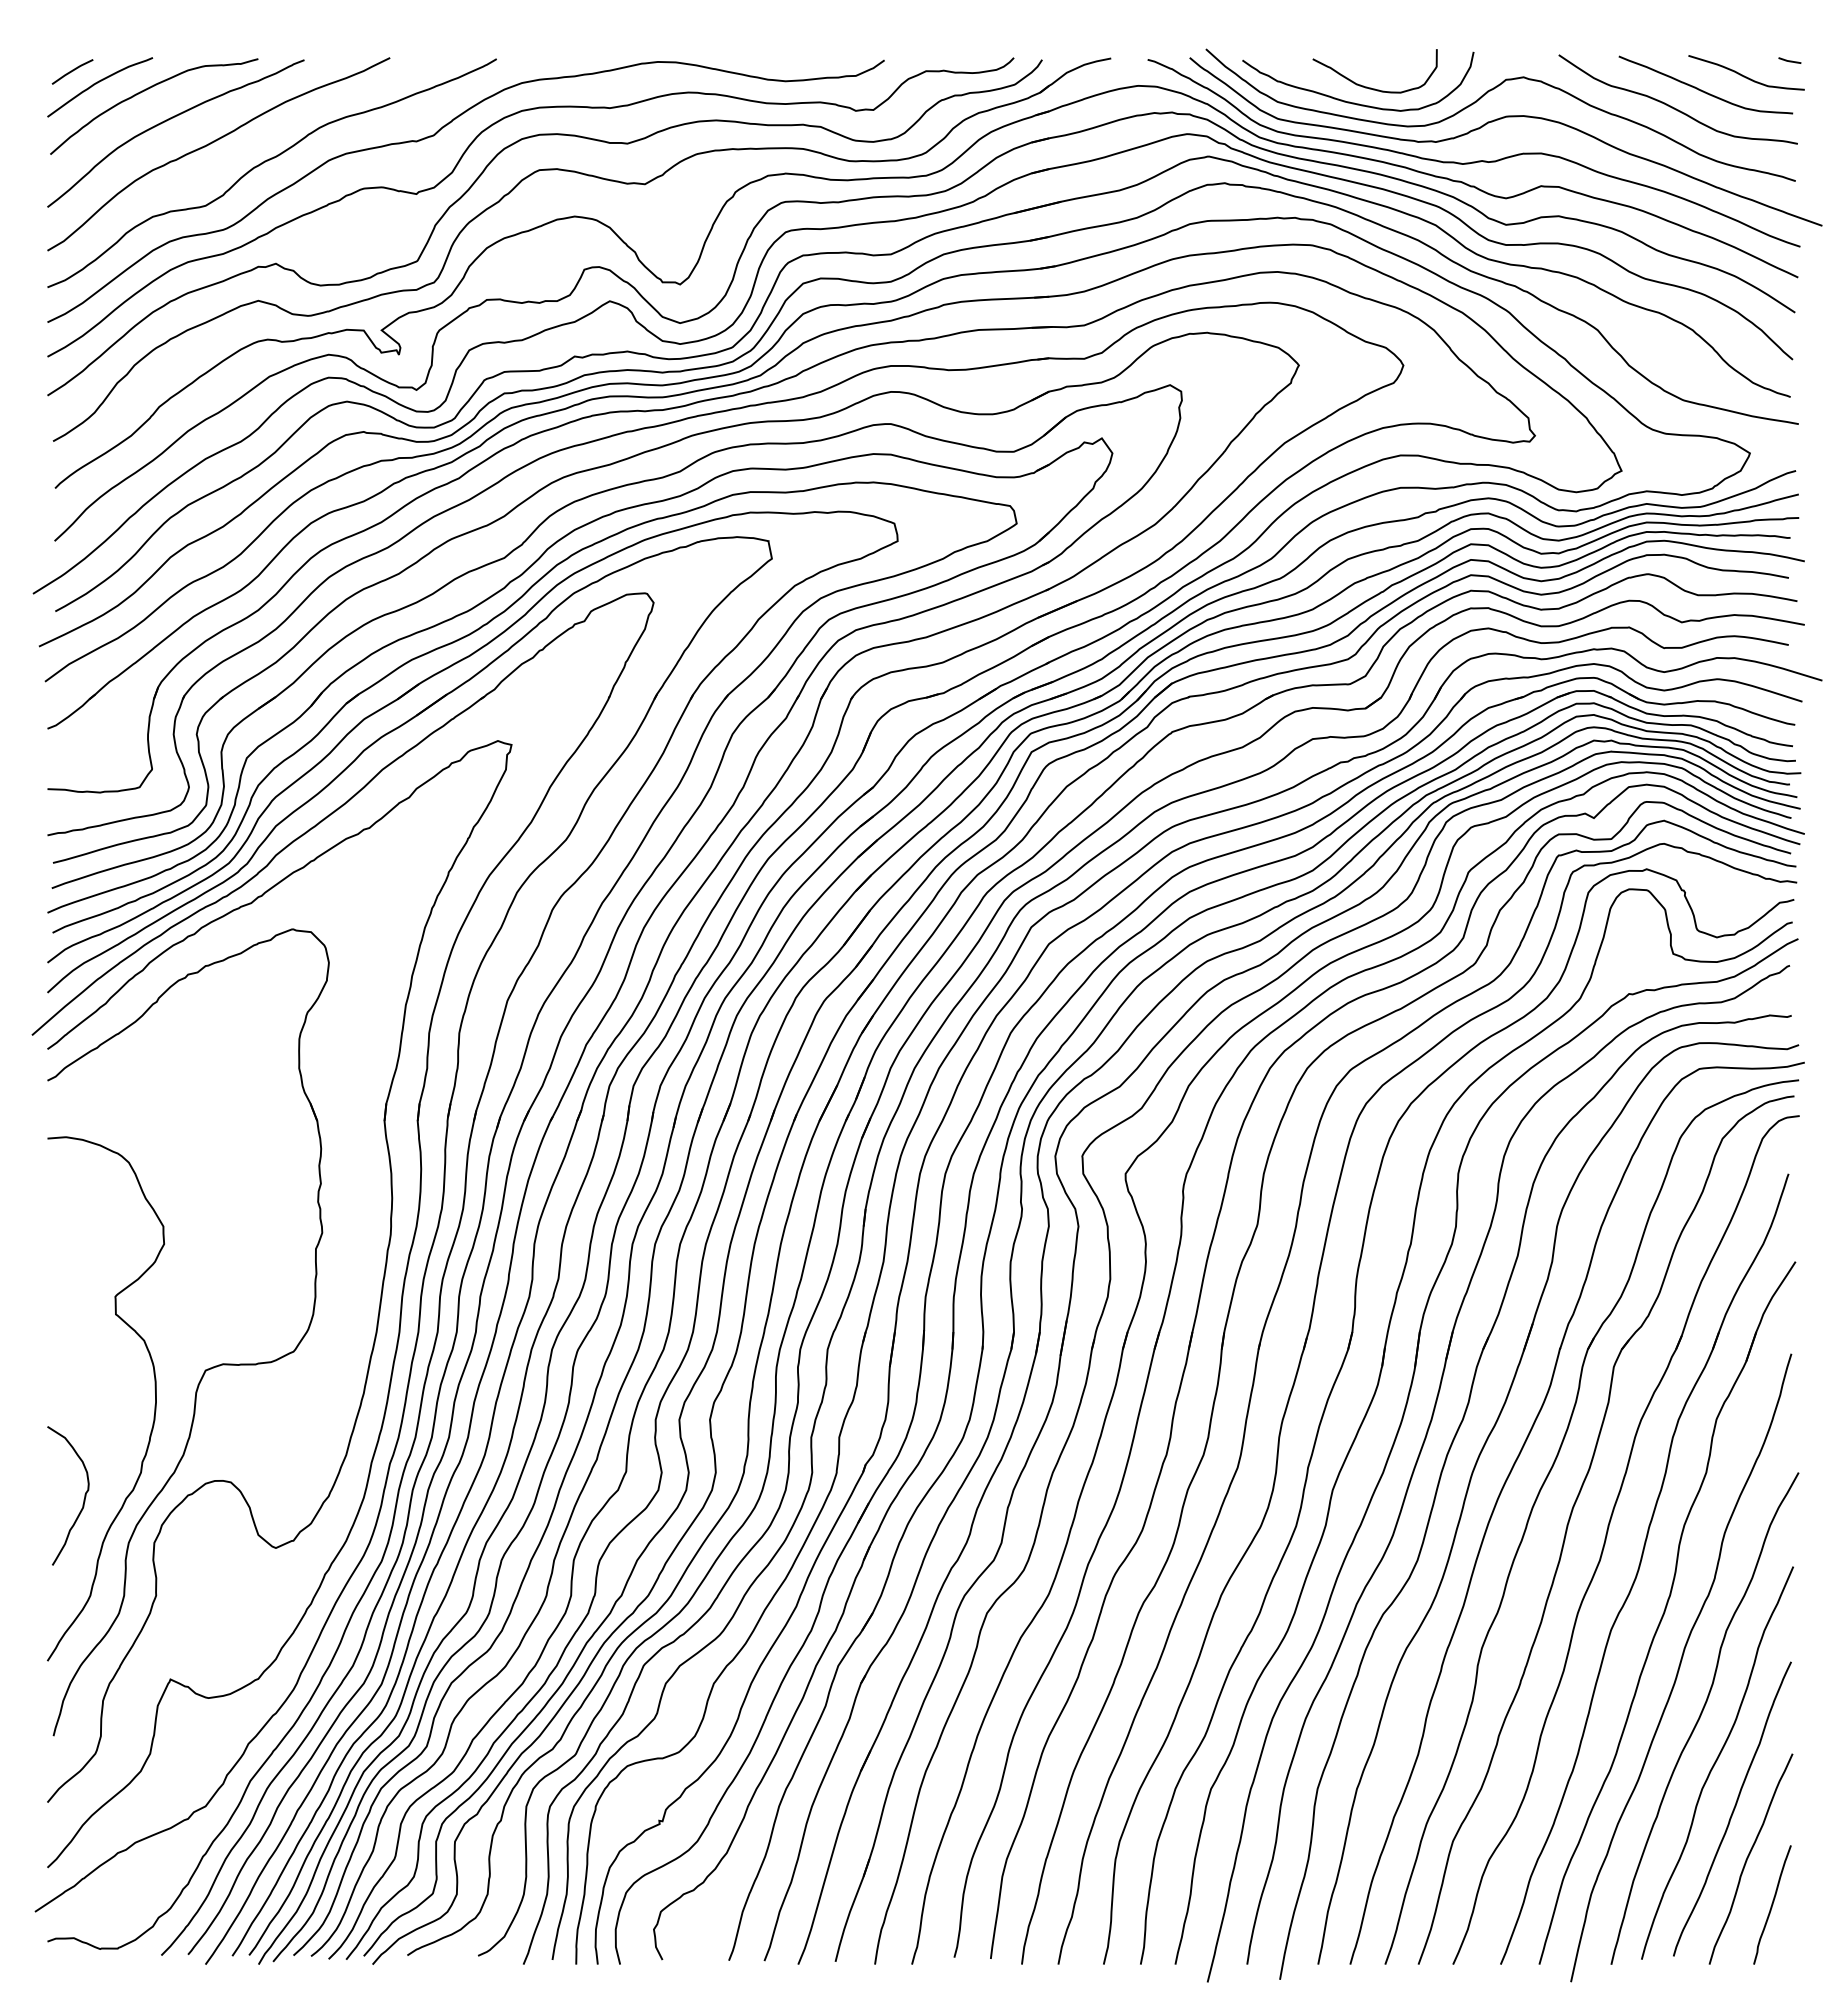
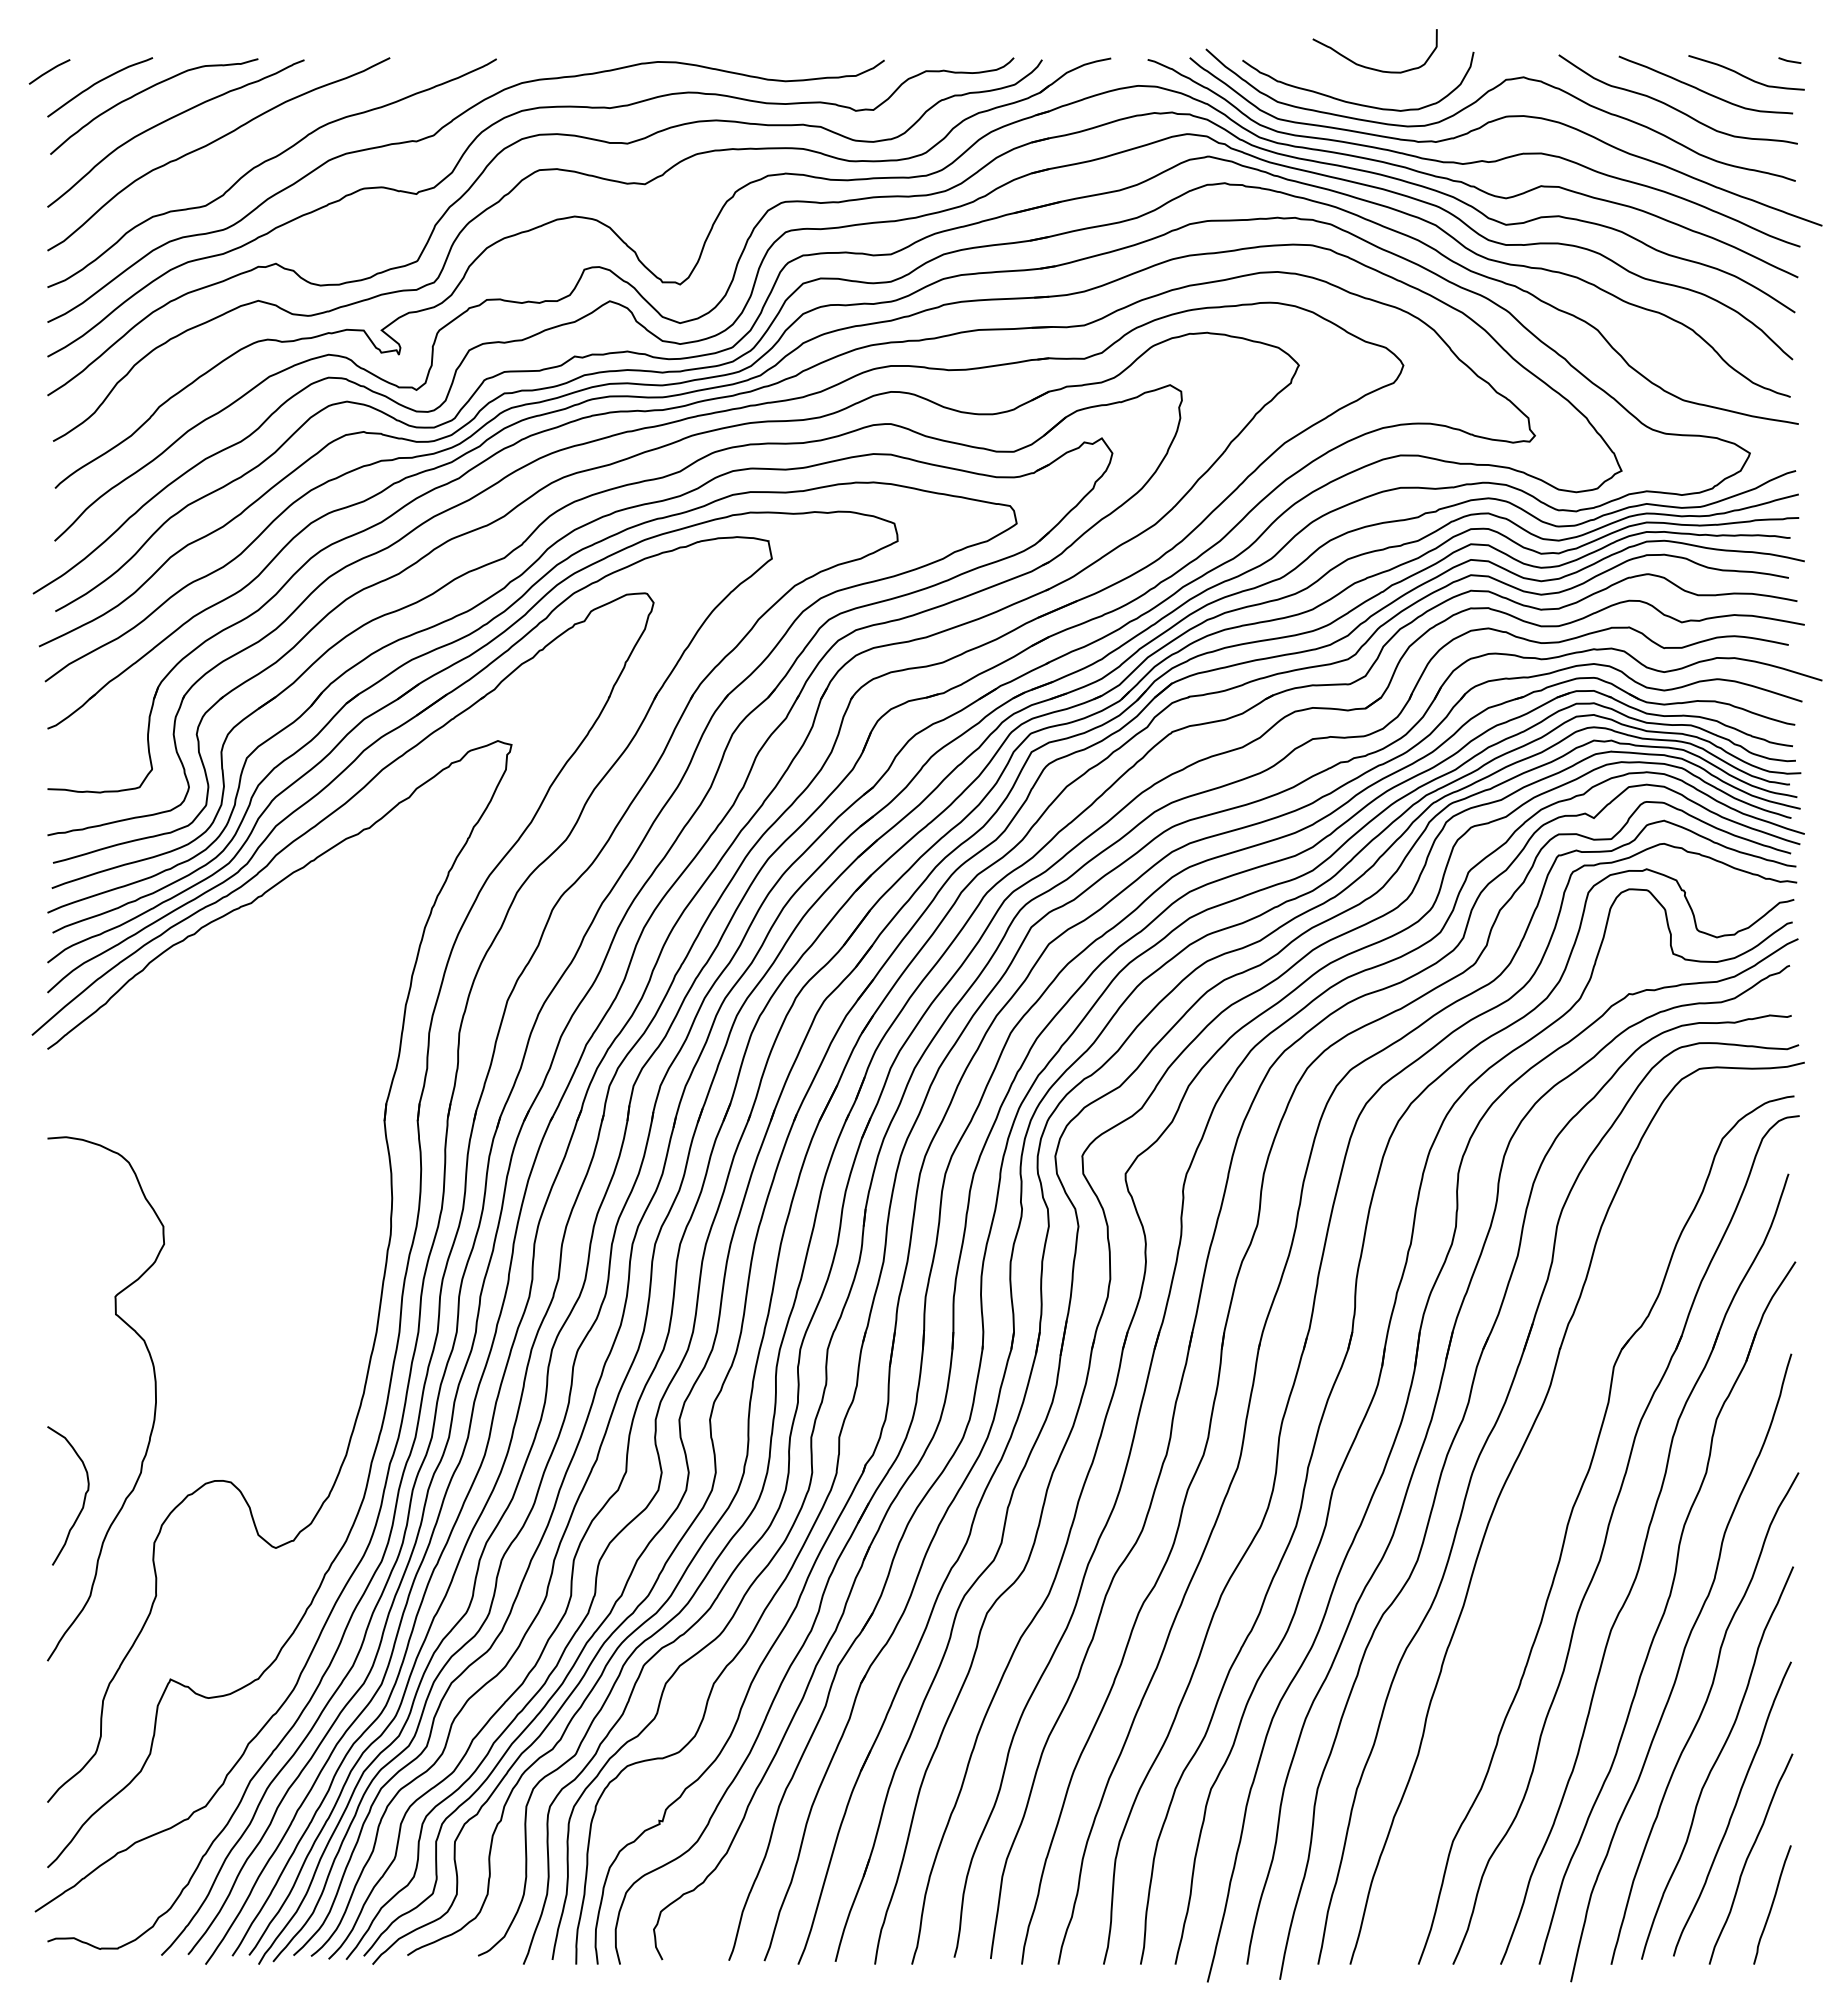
line position: (72, 71) -> (49, 71) (49, 71)
curve position: (1371, 87) -> (1371, 67) (1371, 67)
part: present -> none (207, 1368)
part: present -> none (1538, 1497)
